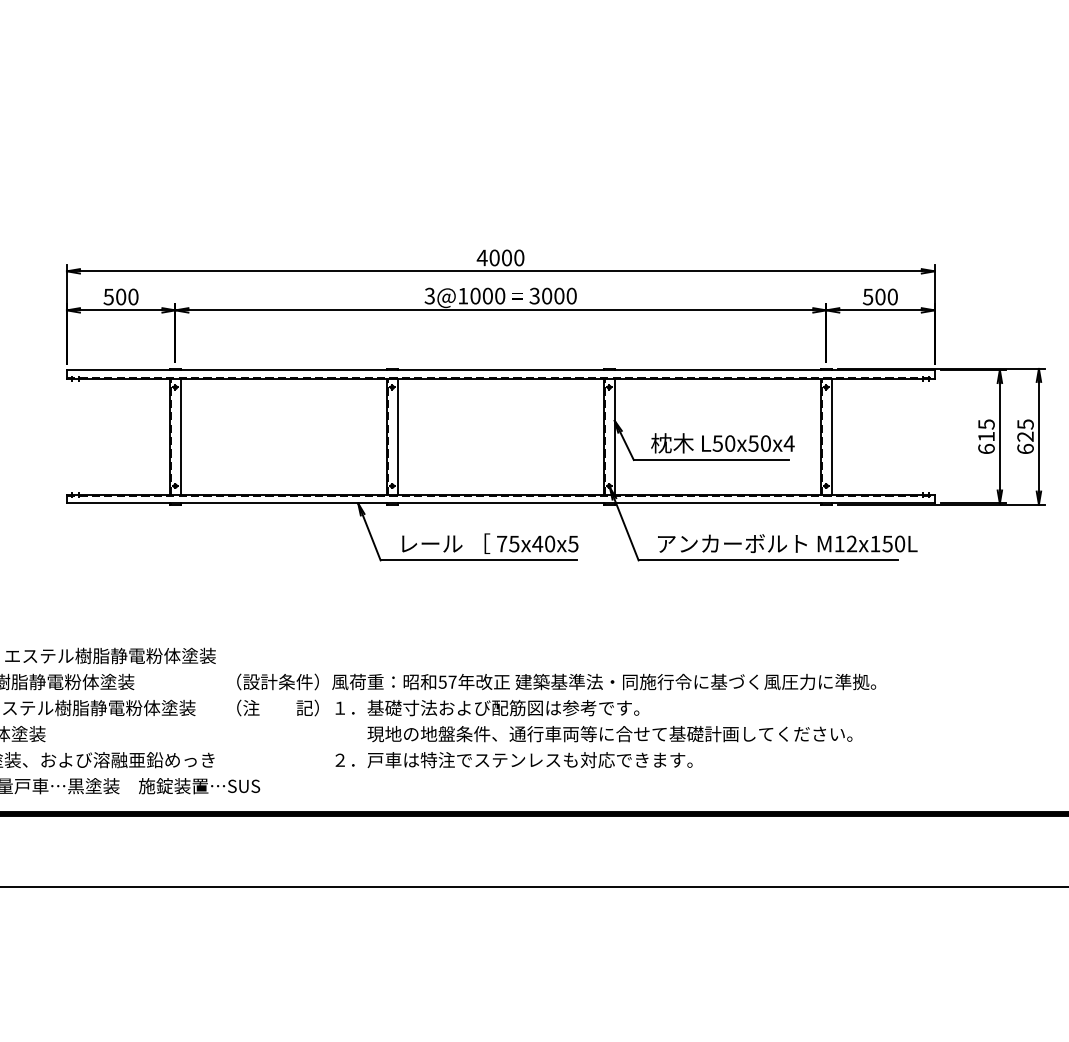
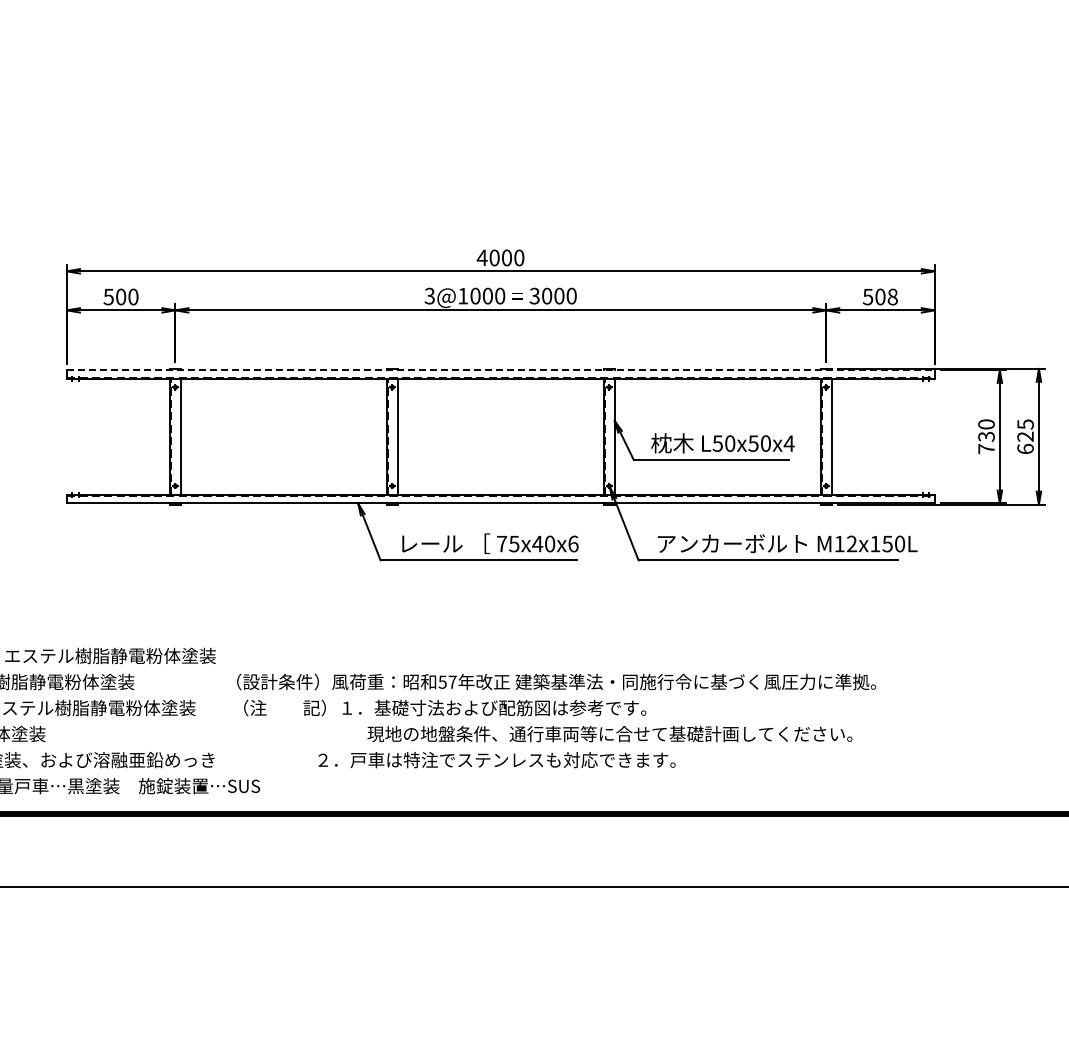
text: 500 -> 508 (892, 297)
line: solid -> dashed (500, 370)
text: 615 -> 730 (986, 436)
text: 75x40x5 -> 75x40x6 (573, 543)
text position: (438, 707) -> (445, 707) (445, 707)
text position: (513, 760) -> (496, 760) (496, 760)
